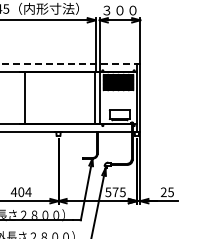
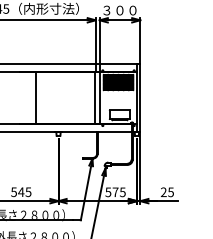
line: dashed -> solid (69, 64)
line position: (25, 98) -> (36, 98) (36, 98)
text: 404 -> 545 (20, 192)
